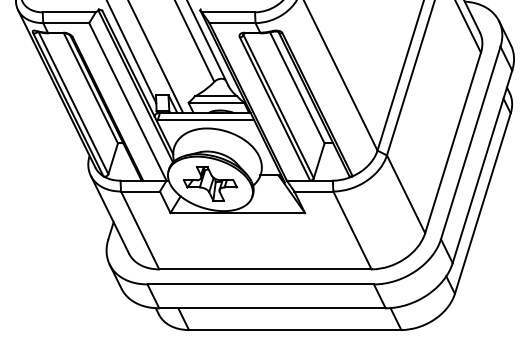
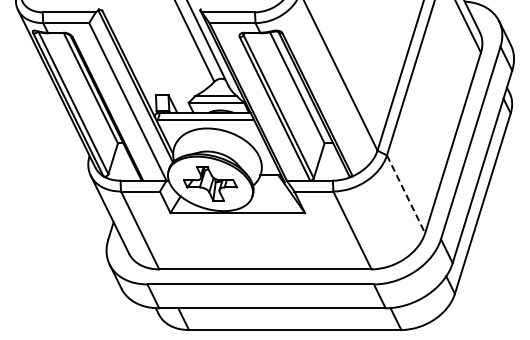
line: present -> none (131, 52)
line: present -> none (156, 57)
line: solid -> dashed (406, 194)
